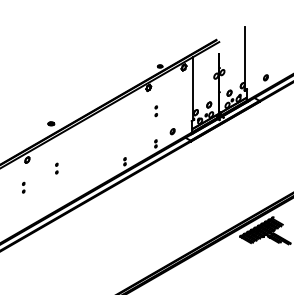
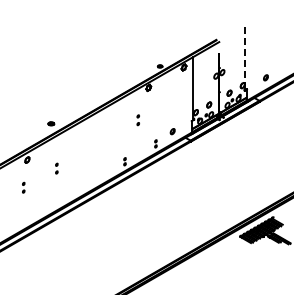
line: solid -> dashed (245, 57)
part position: (155, 111) -> (137, 120) (137, 120)
